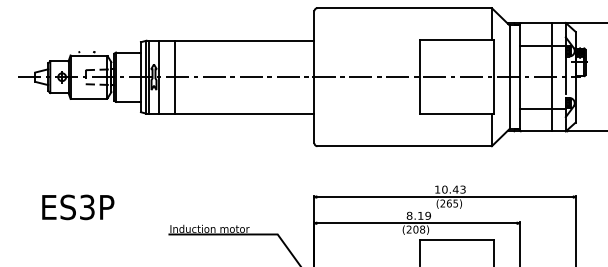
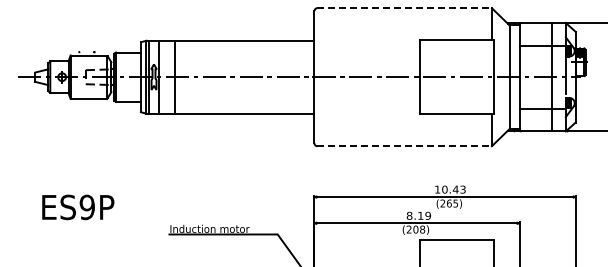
line: solid -> dashed (405, 8)
line: solid -> dashed (405, 146)
text: ES3P -> ES9P (86, 206)
